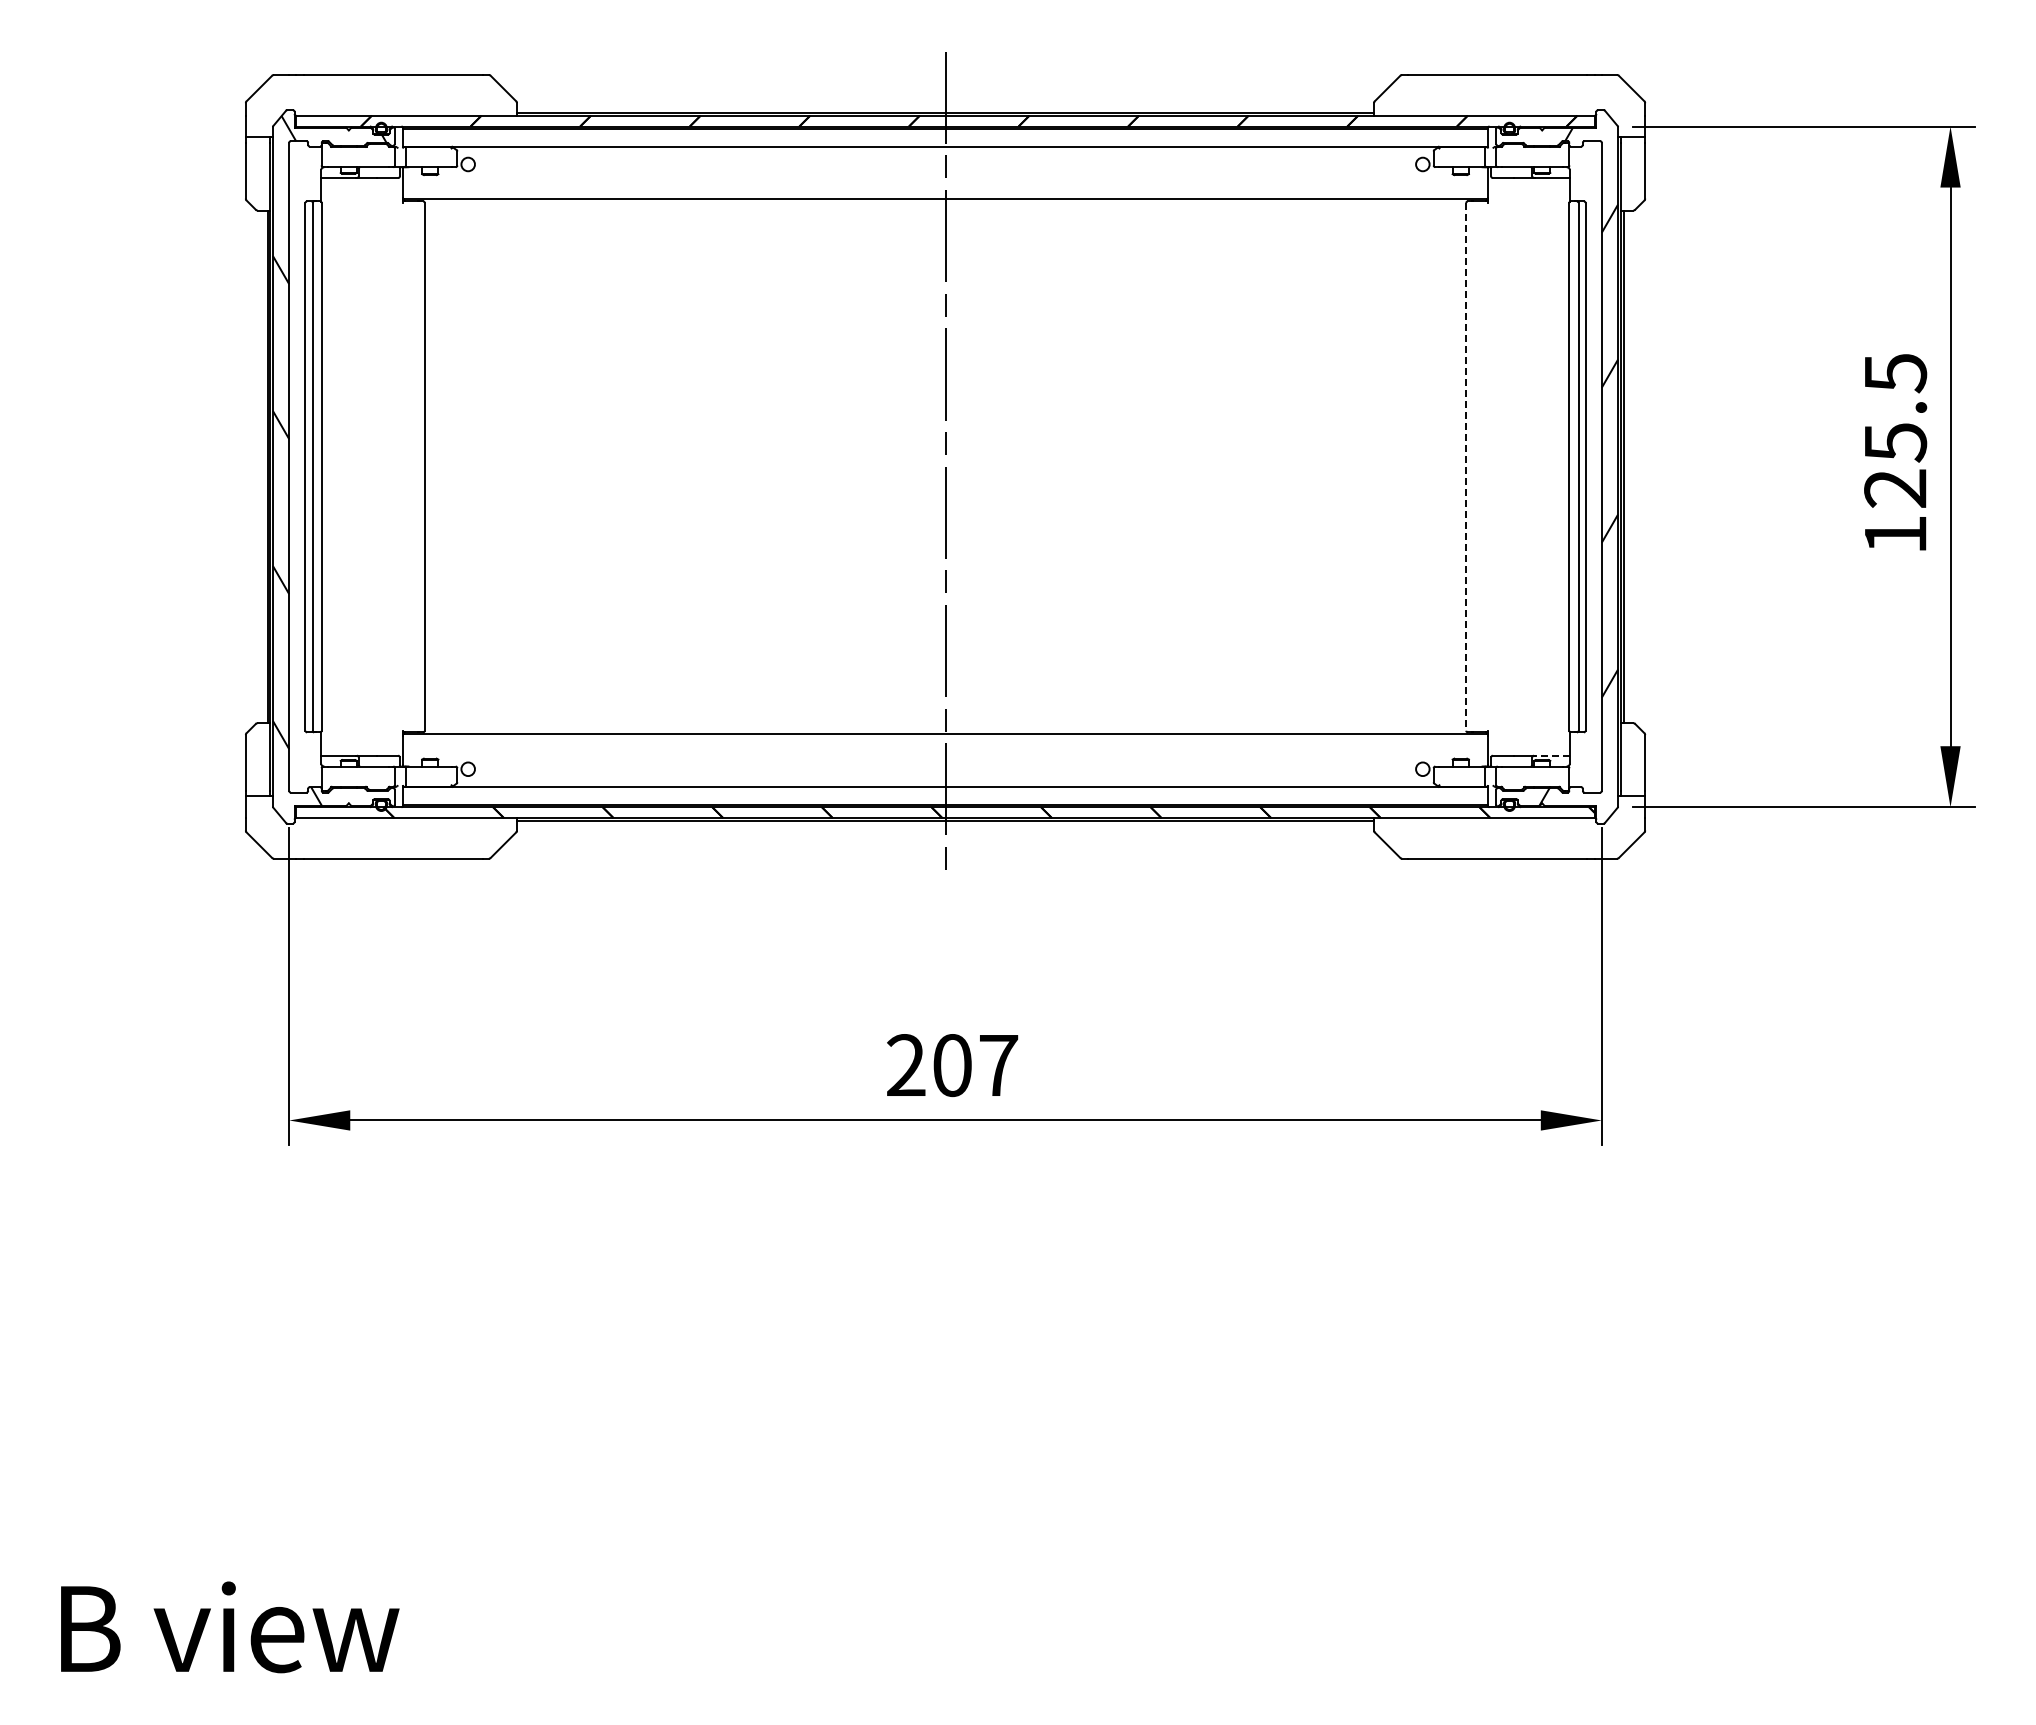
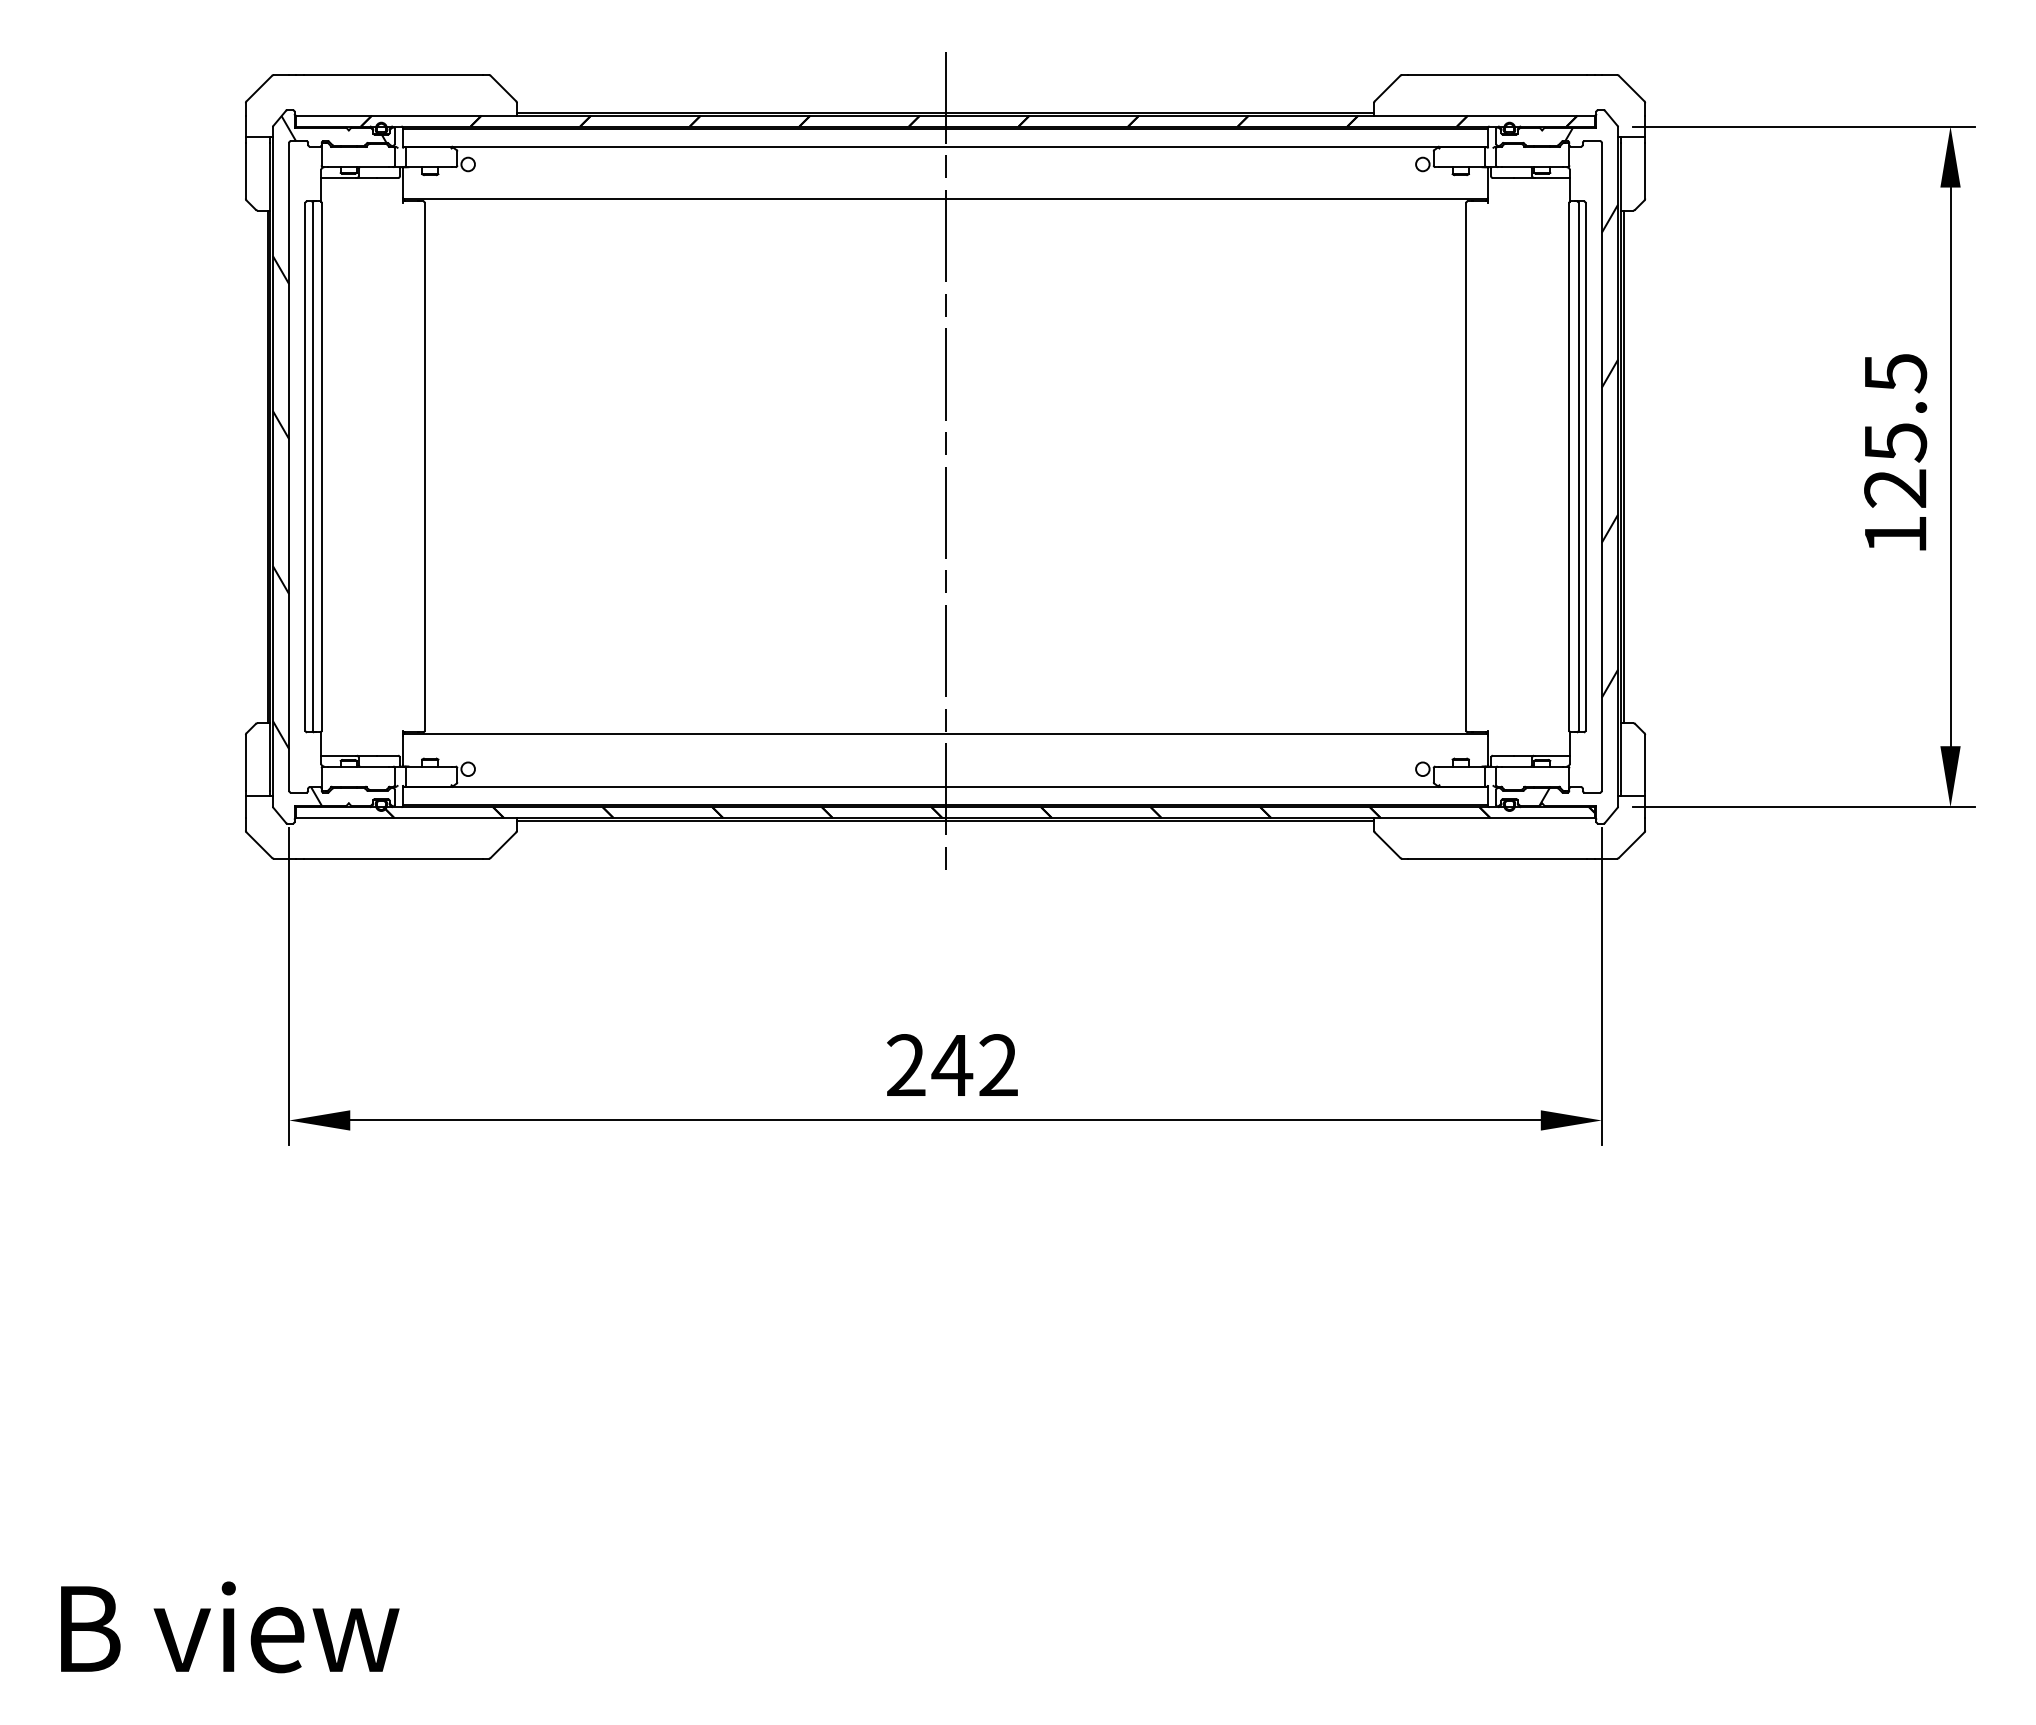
line: dashed -> solid (1466, 466)
line: dashed -> solid (1551, 755)
text: 207 -> 242 (974, 1065)
